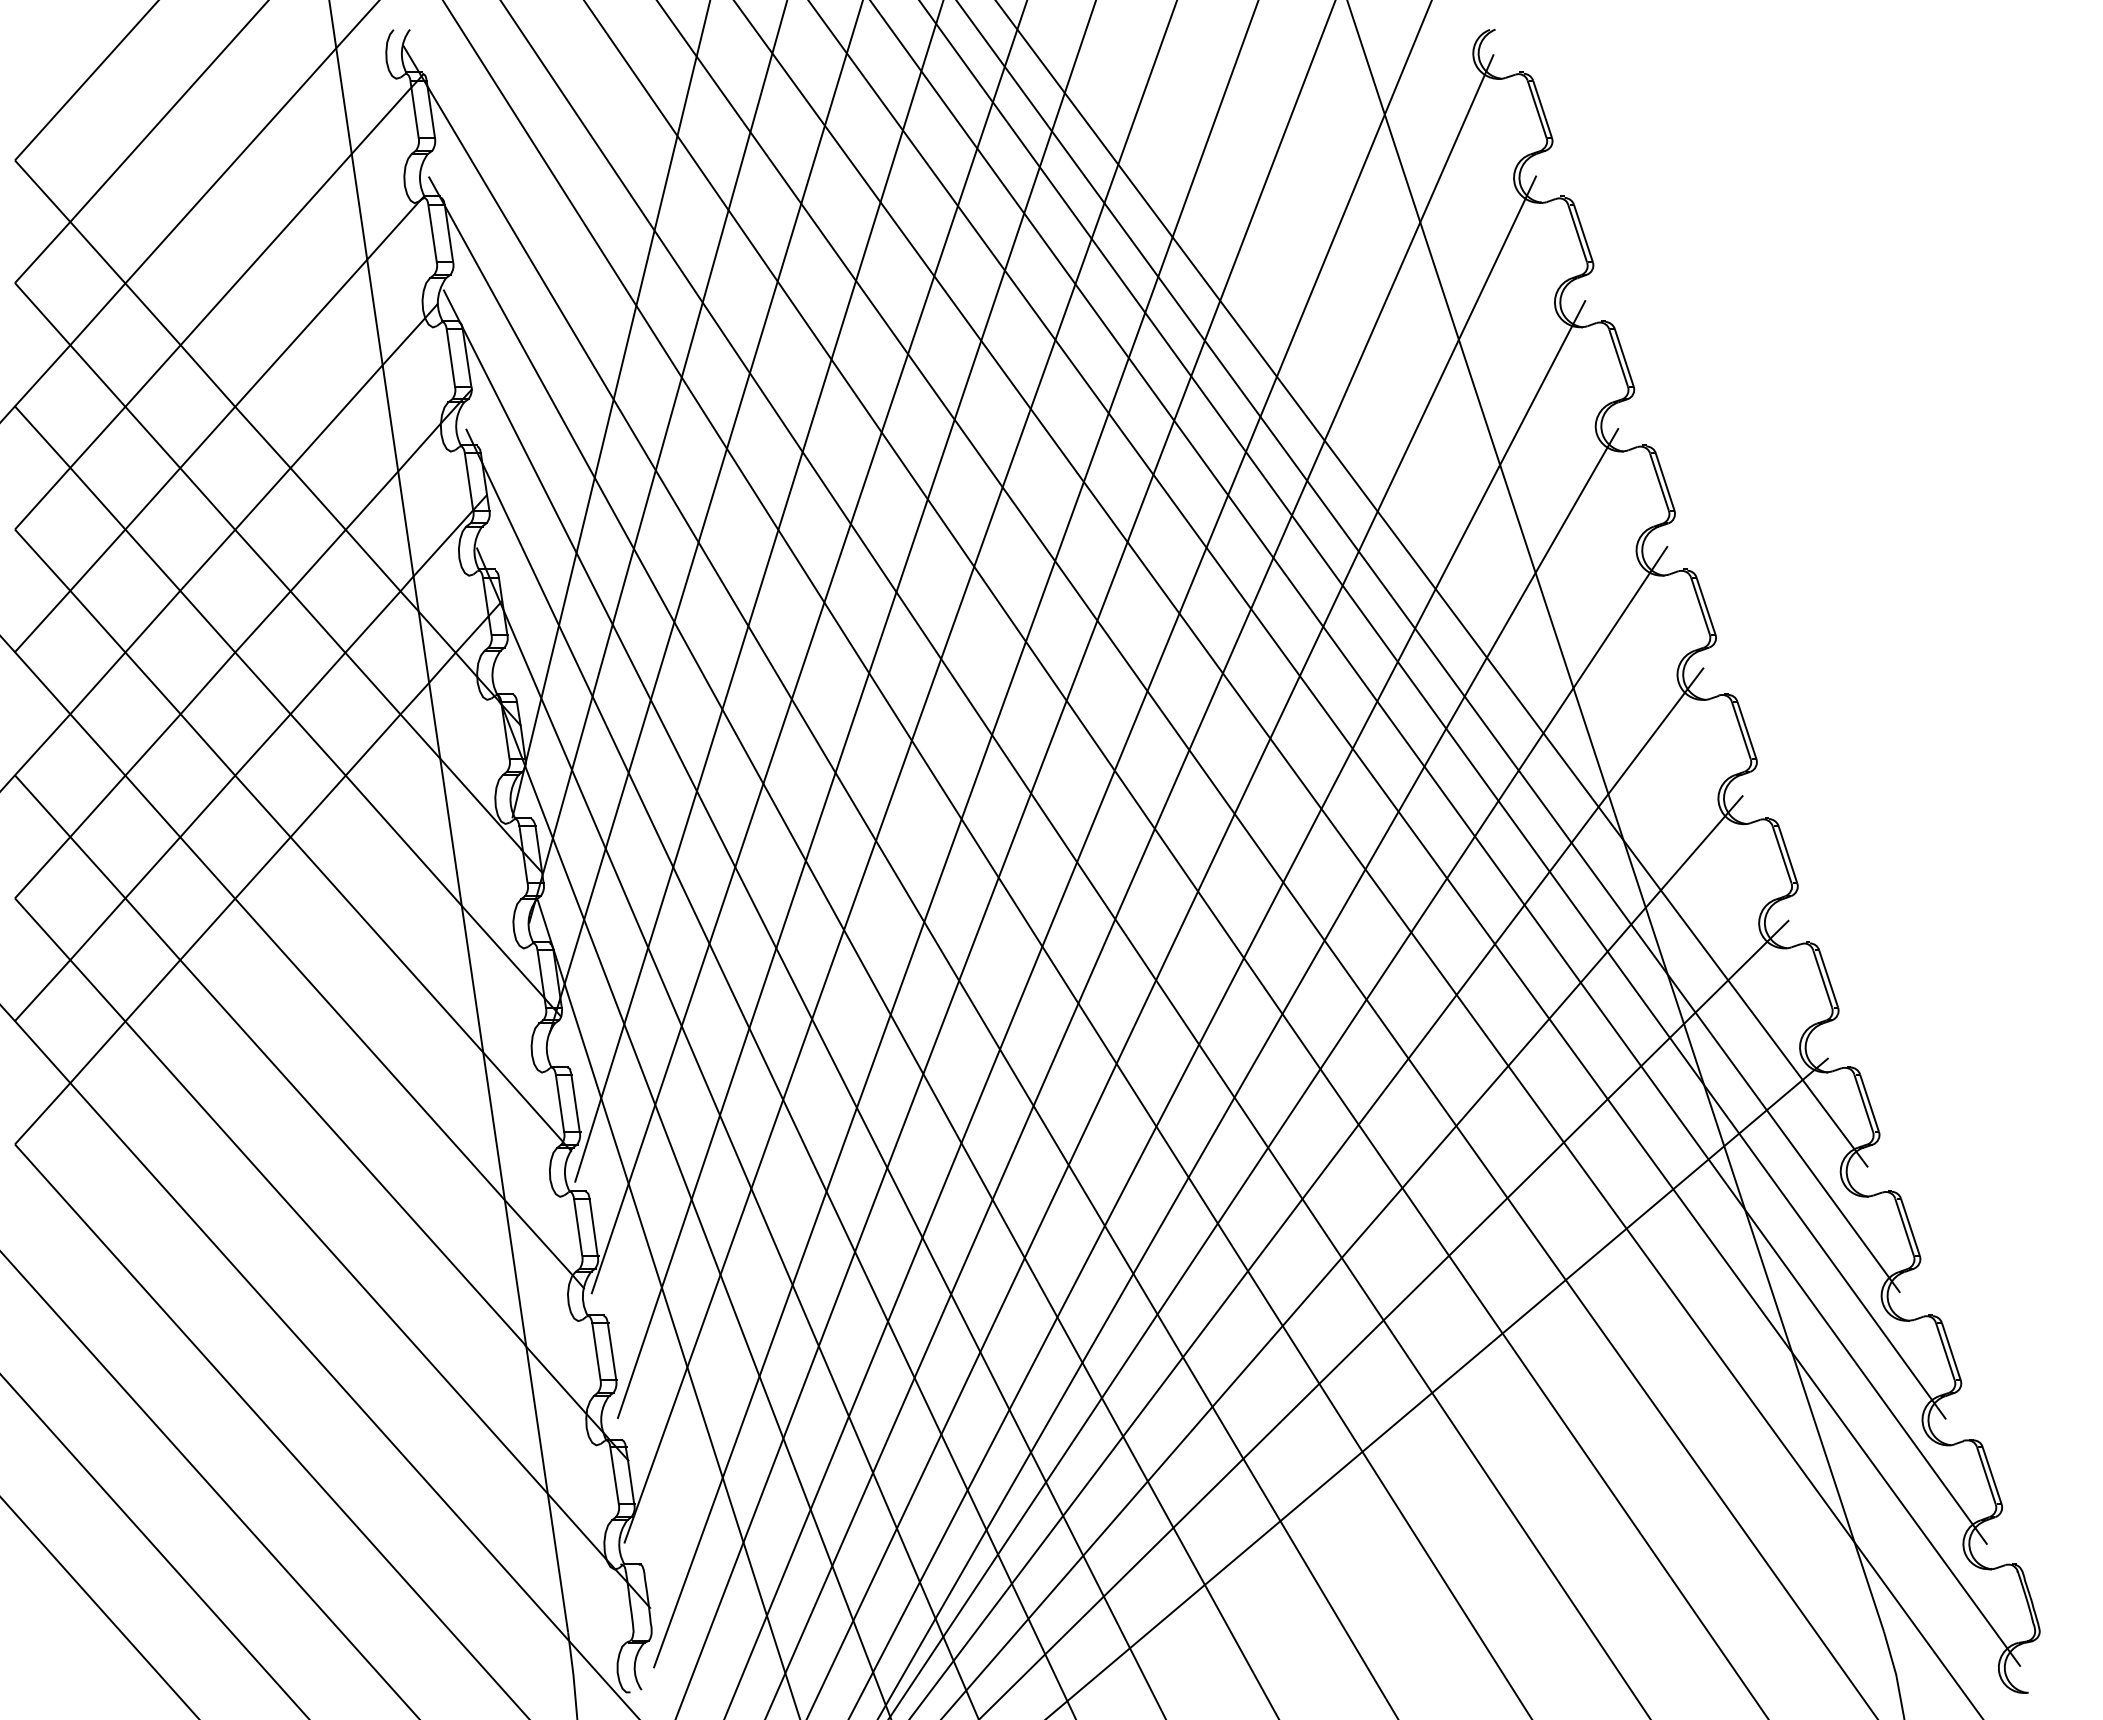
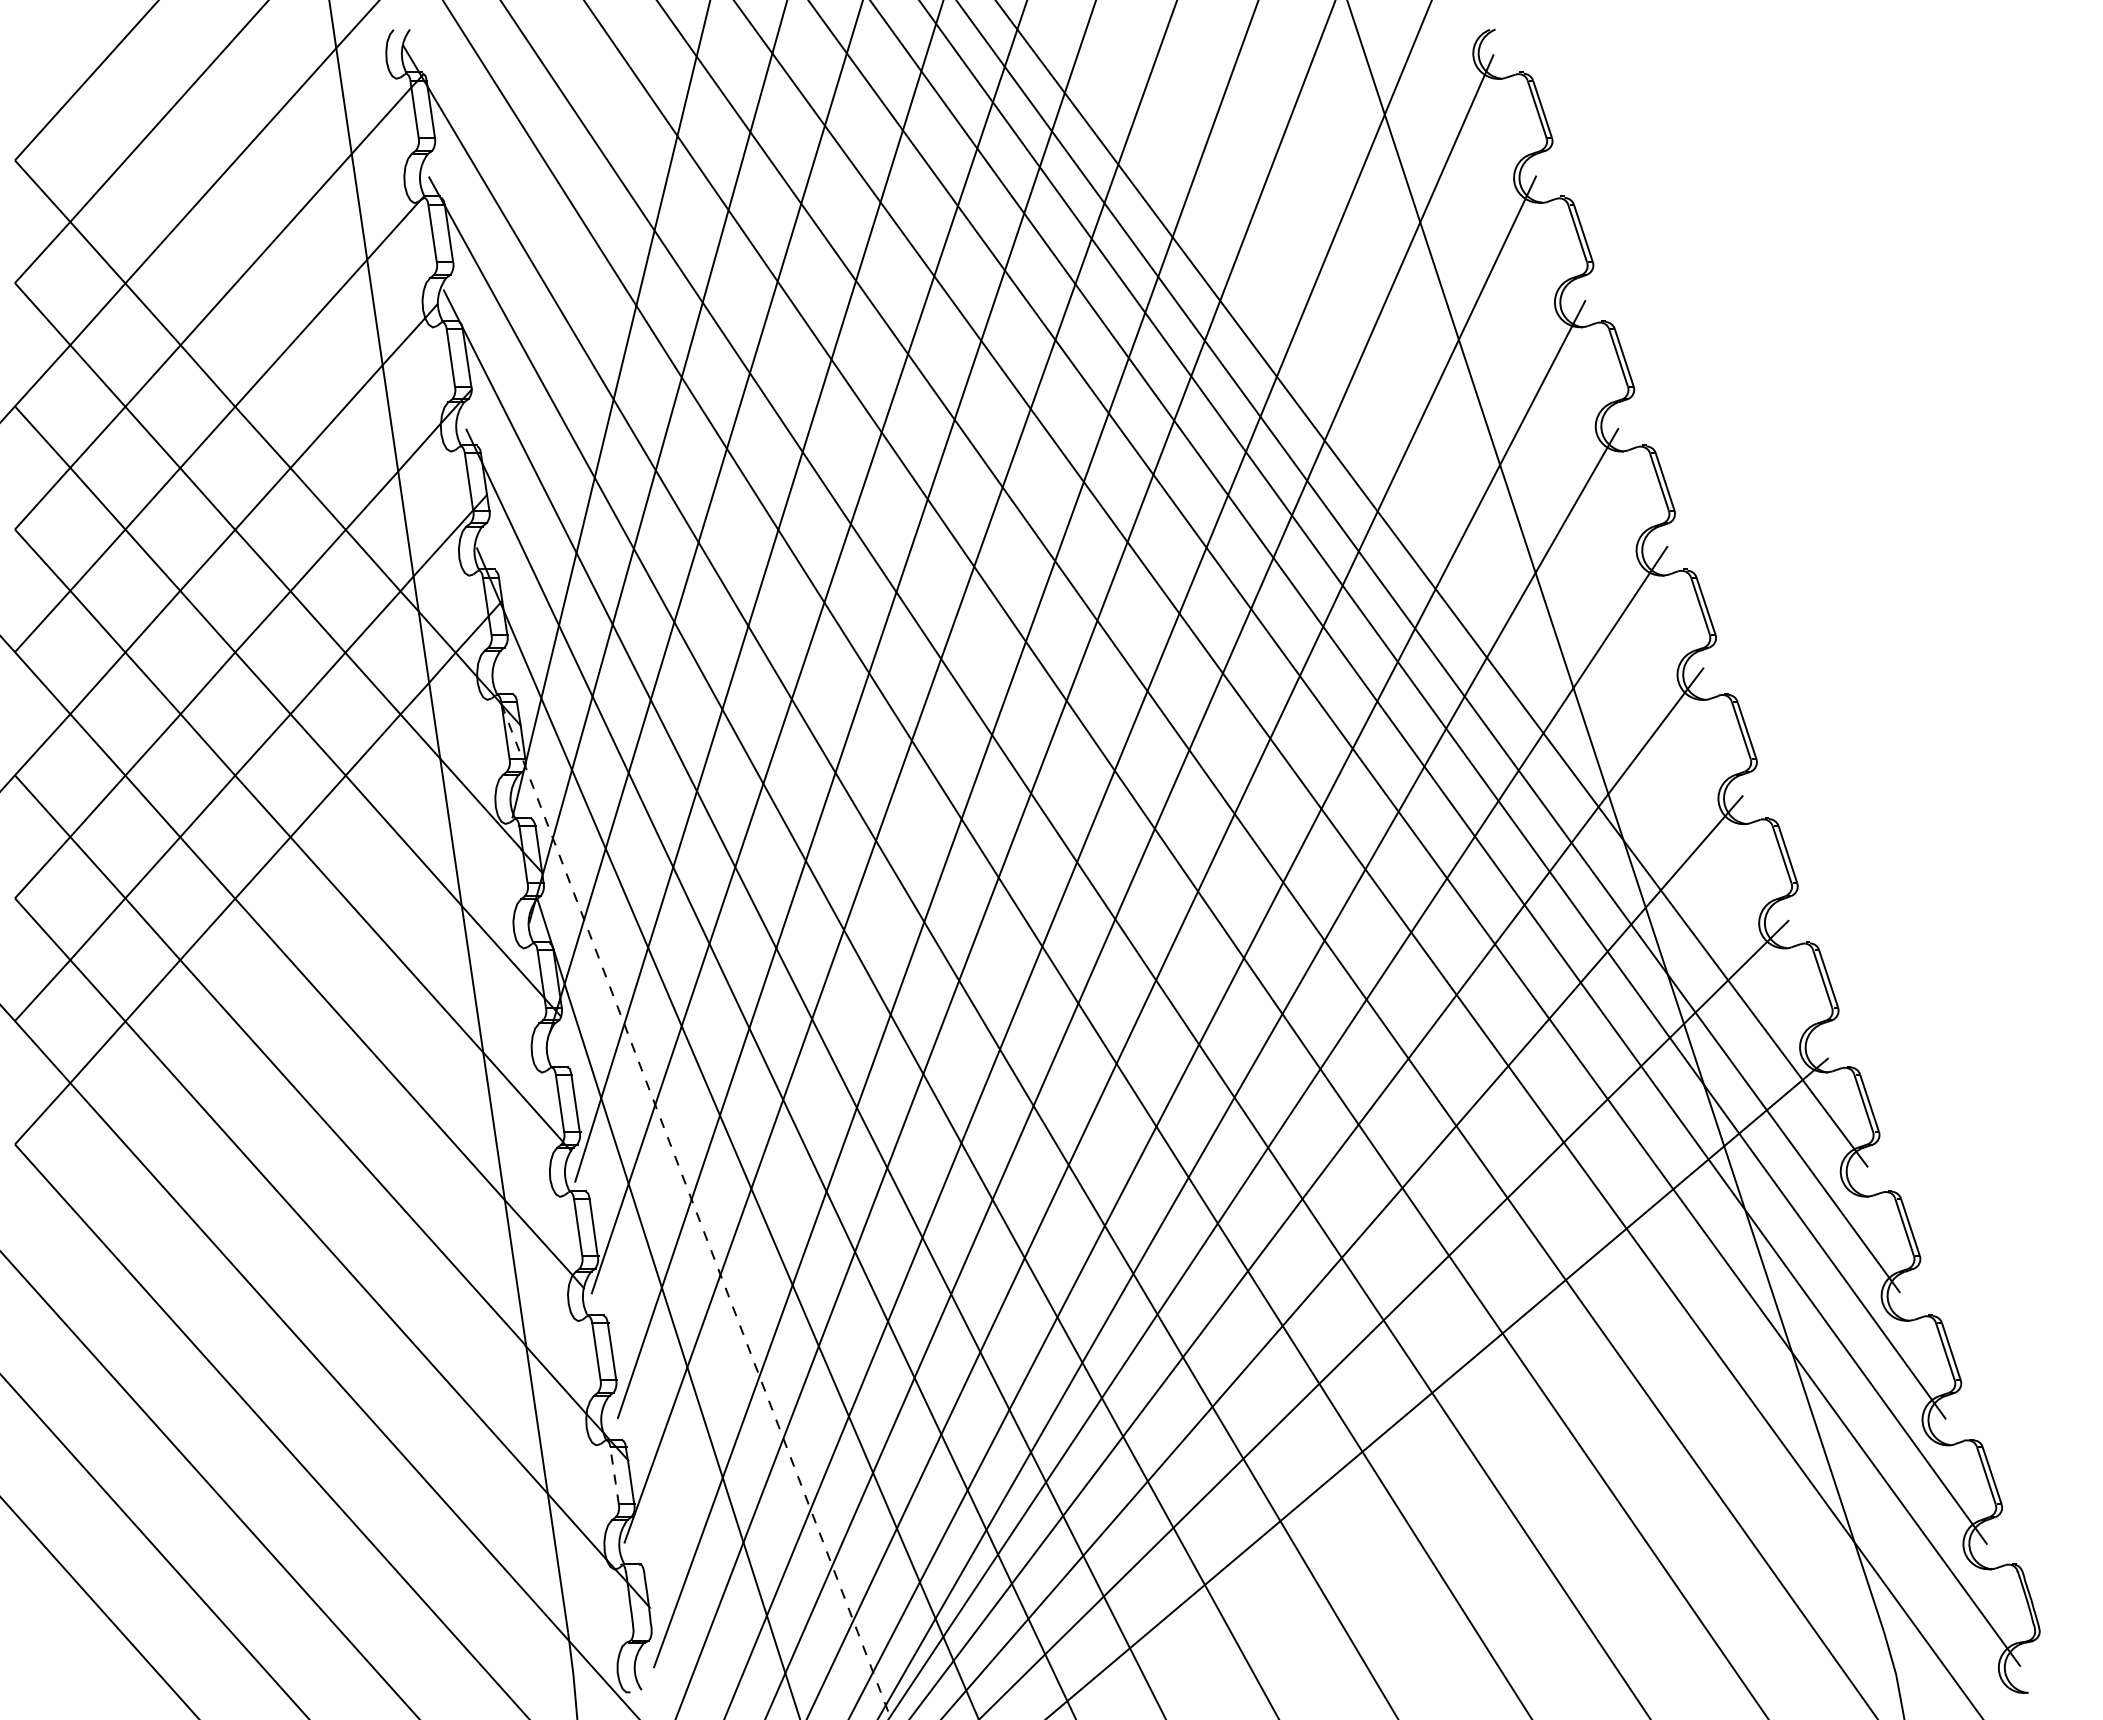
line: solid -> dashed (694, 1207)
line: solid -> dashed (614, 1475)
